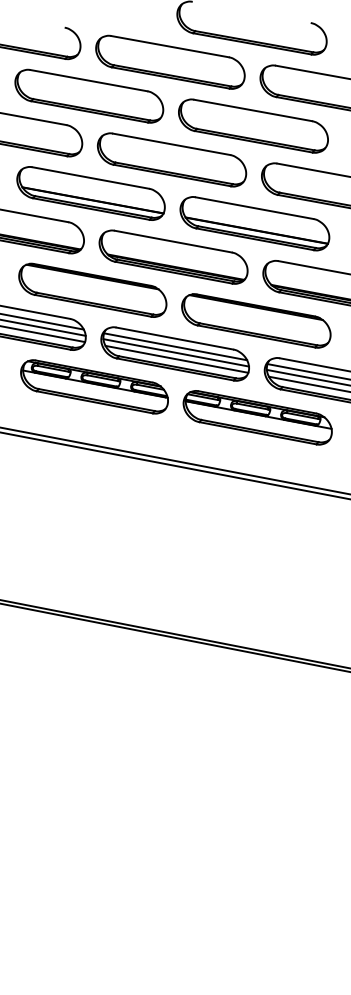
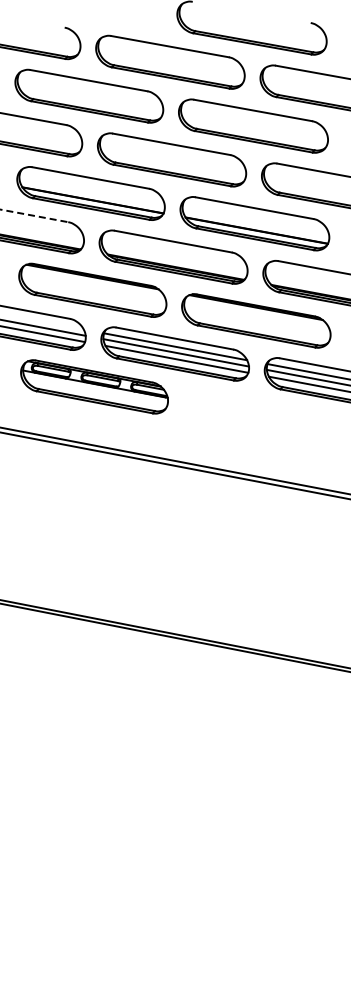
line: solid -> dashed (34, 215)
line: present -> none (42, 321)
part: present -> none (257, 417)
